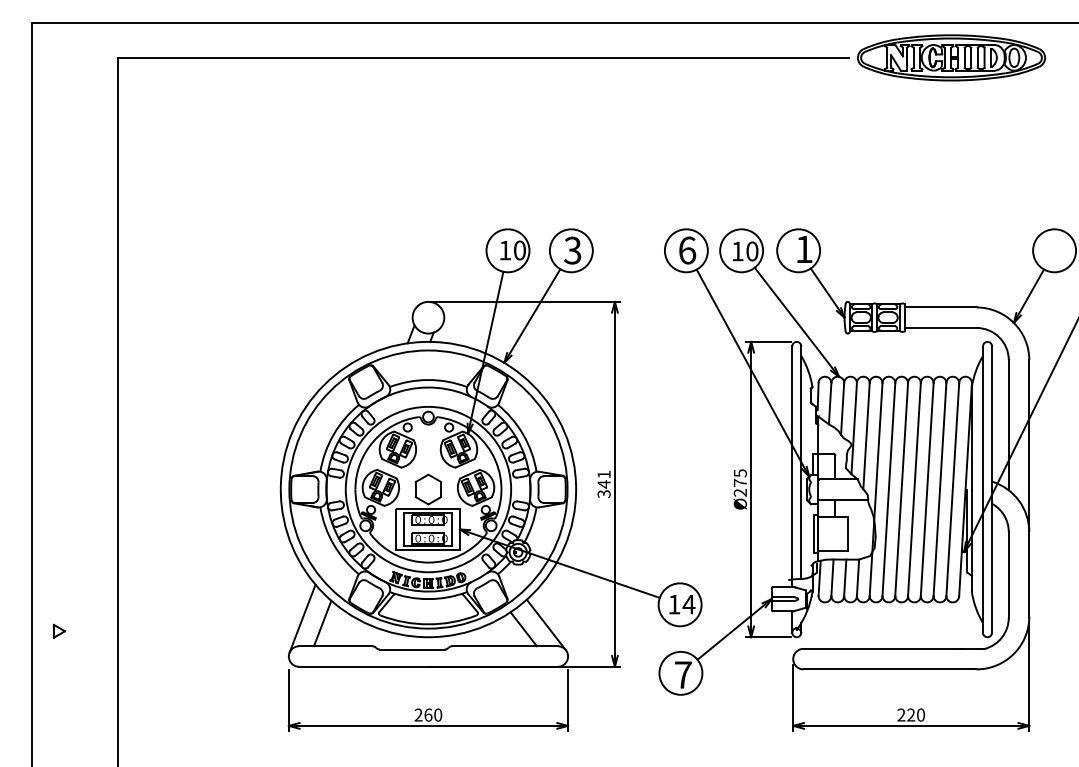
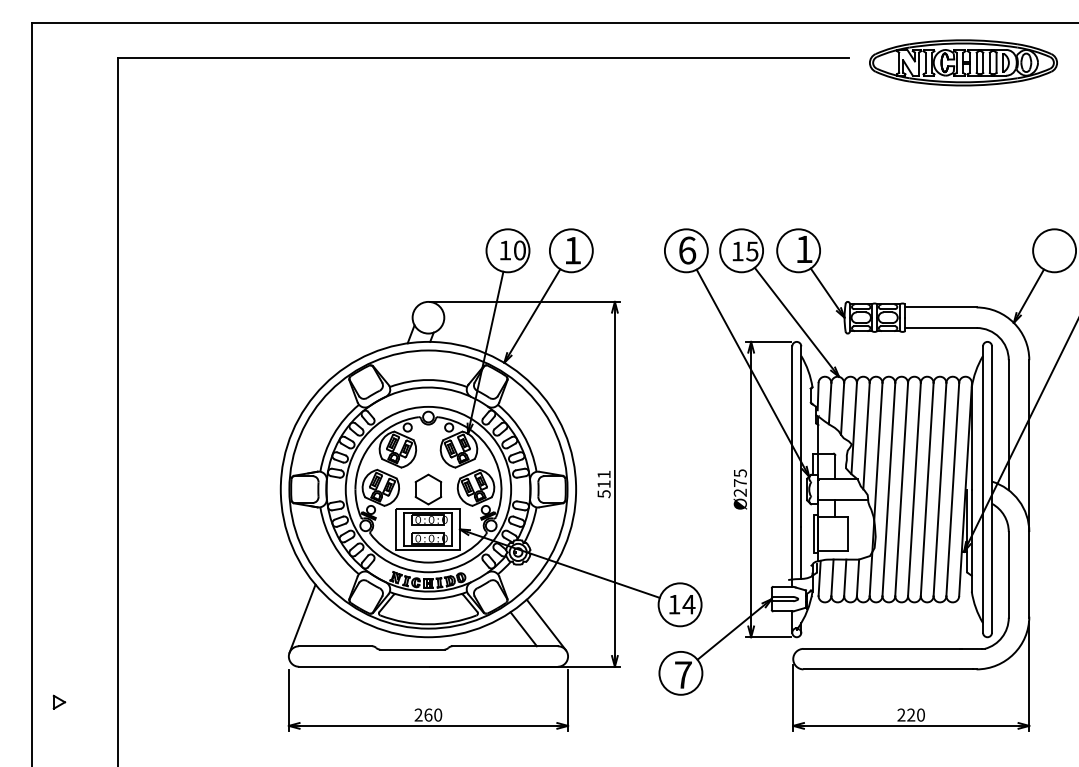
part position: (951, 57) -> (963, 62) (963, 62)
text: 3 -> 1 (572, 250)
text: 10 -> 15 (752, 251)
text: 341 -> 511 (603, 488)
line: present -> none (322, 623)
part position: (59, 630) -> (59, 701) (59, 701)
